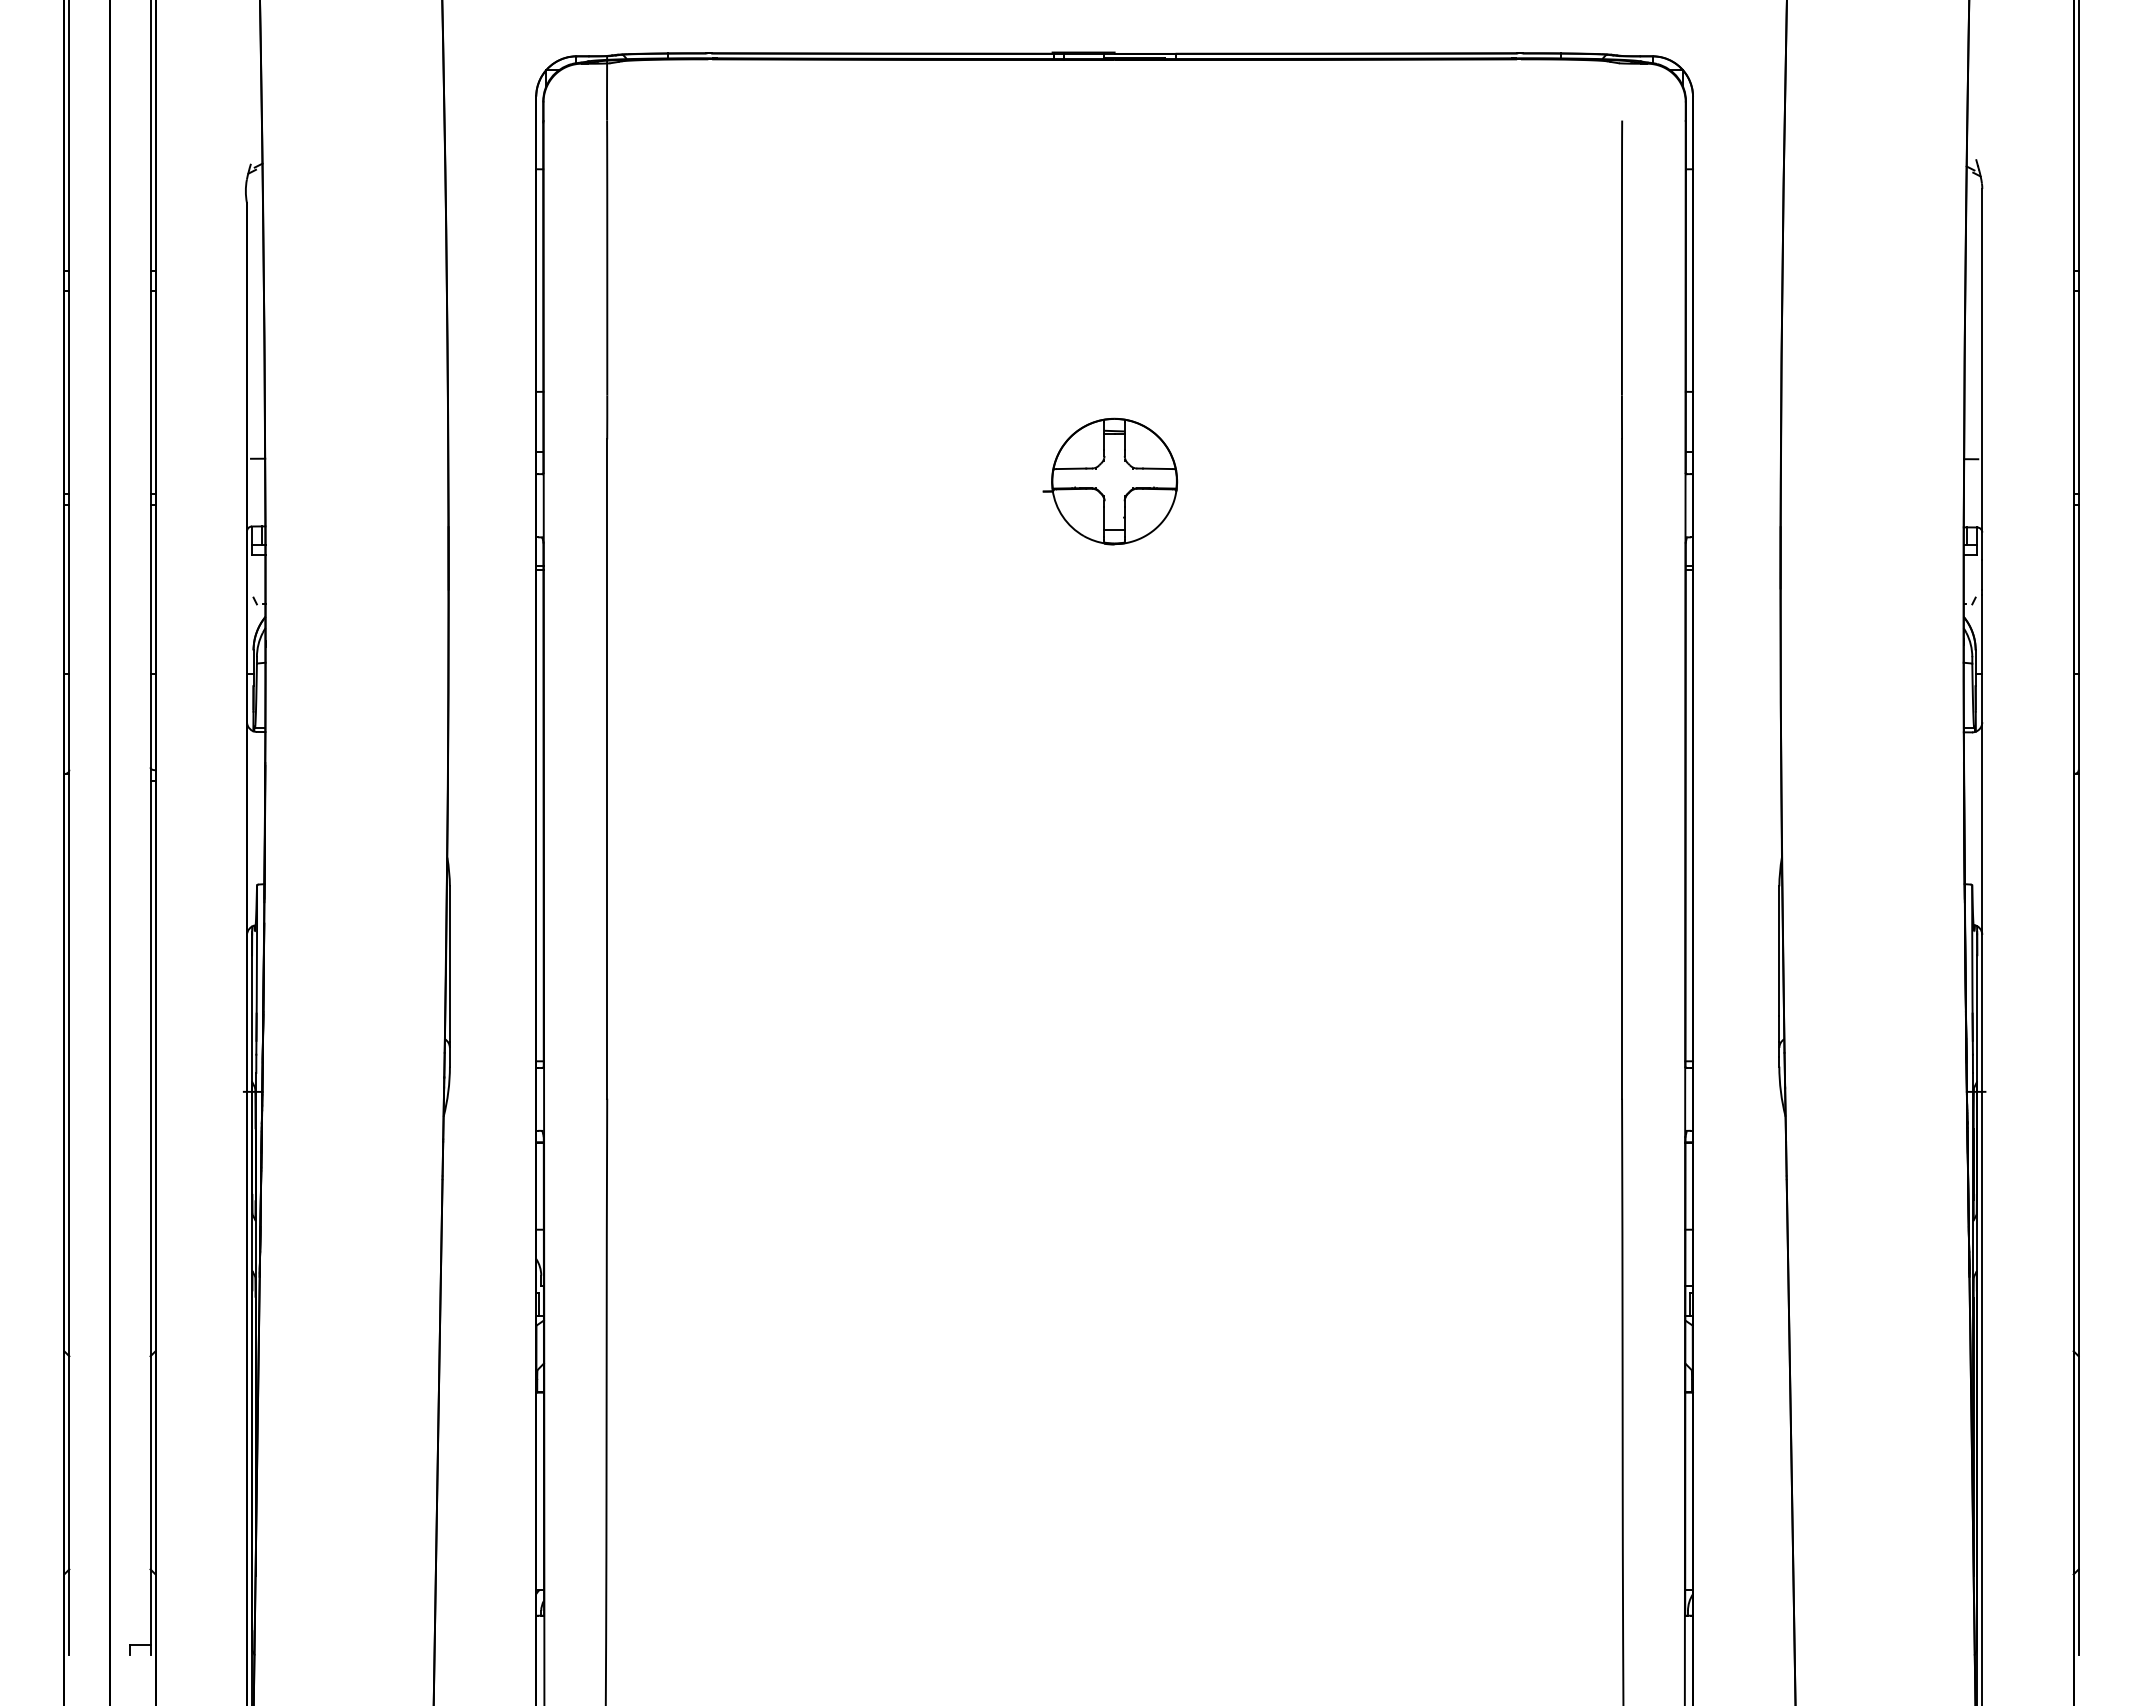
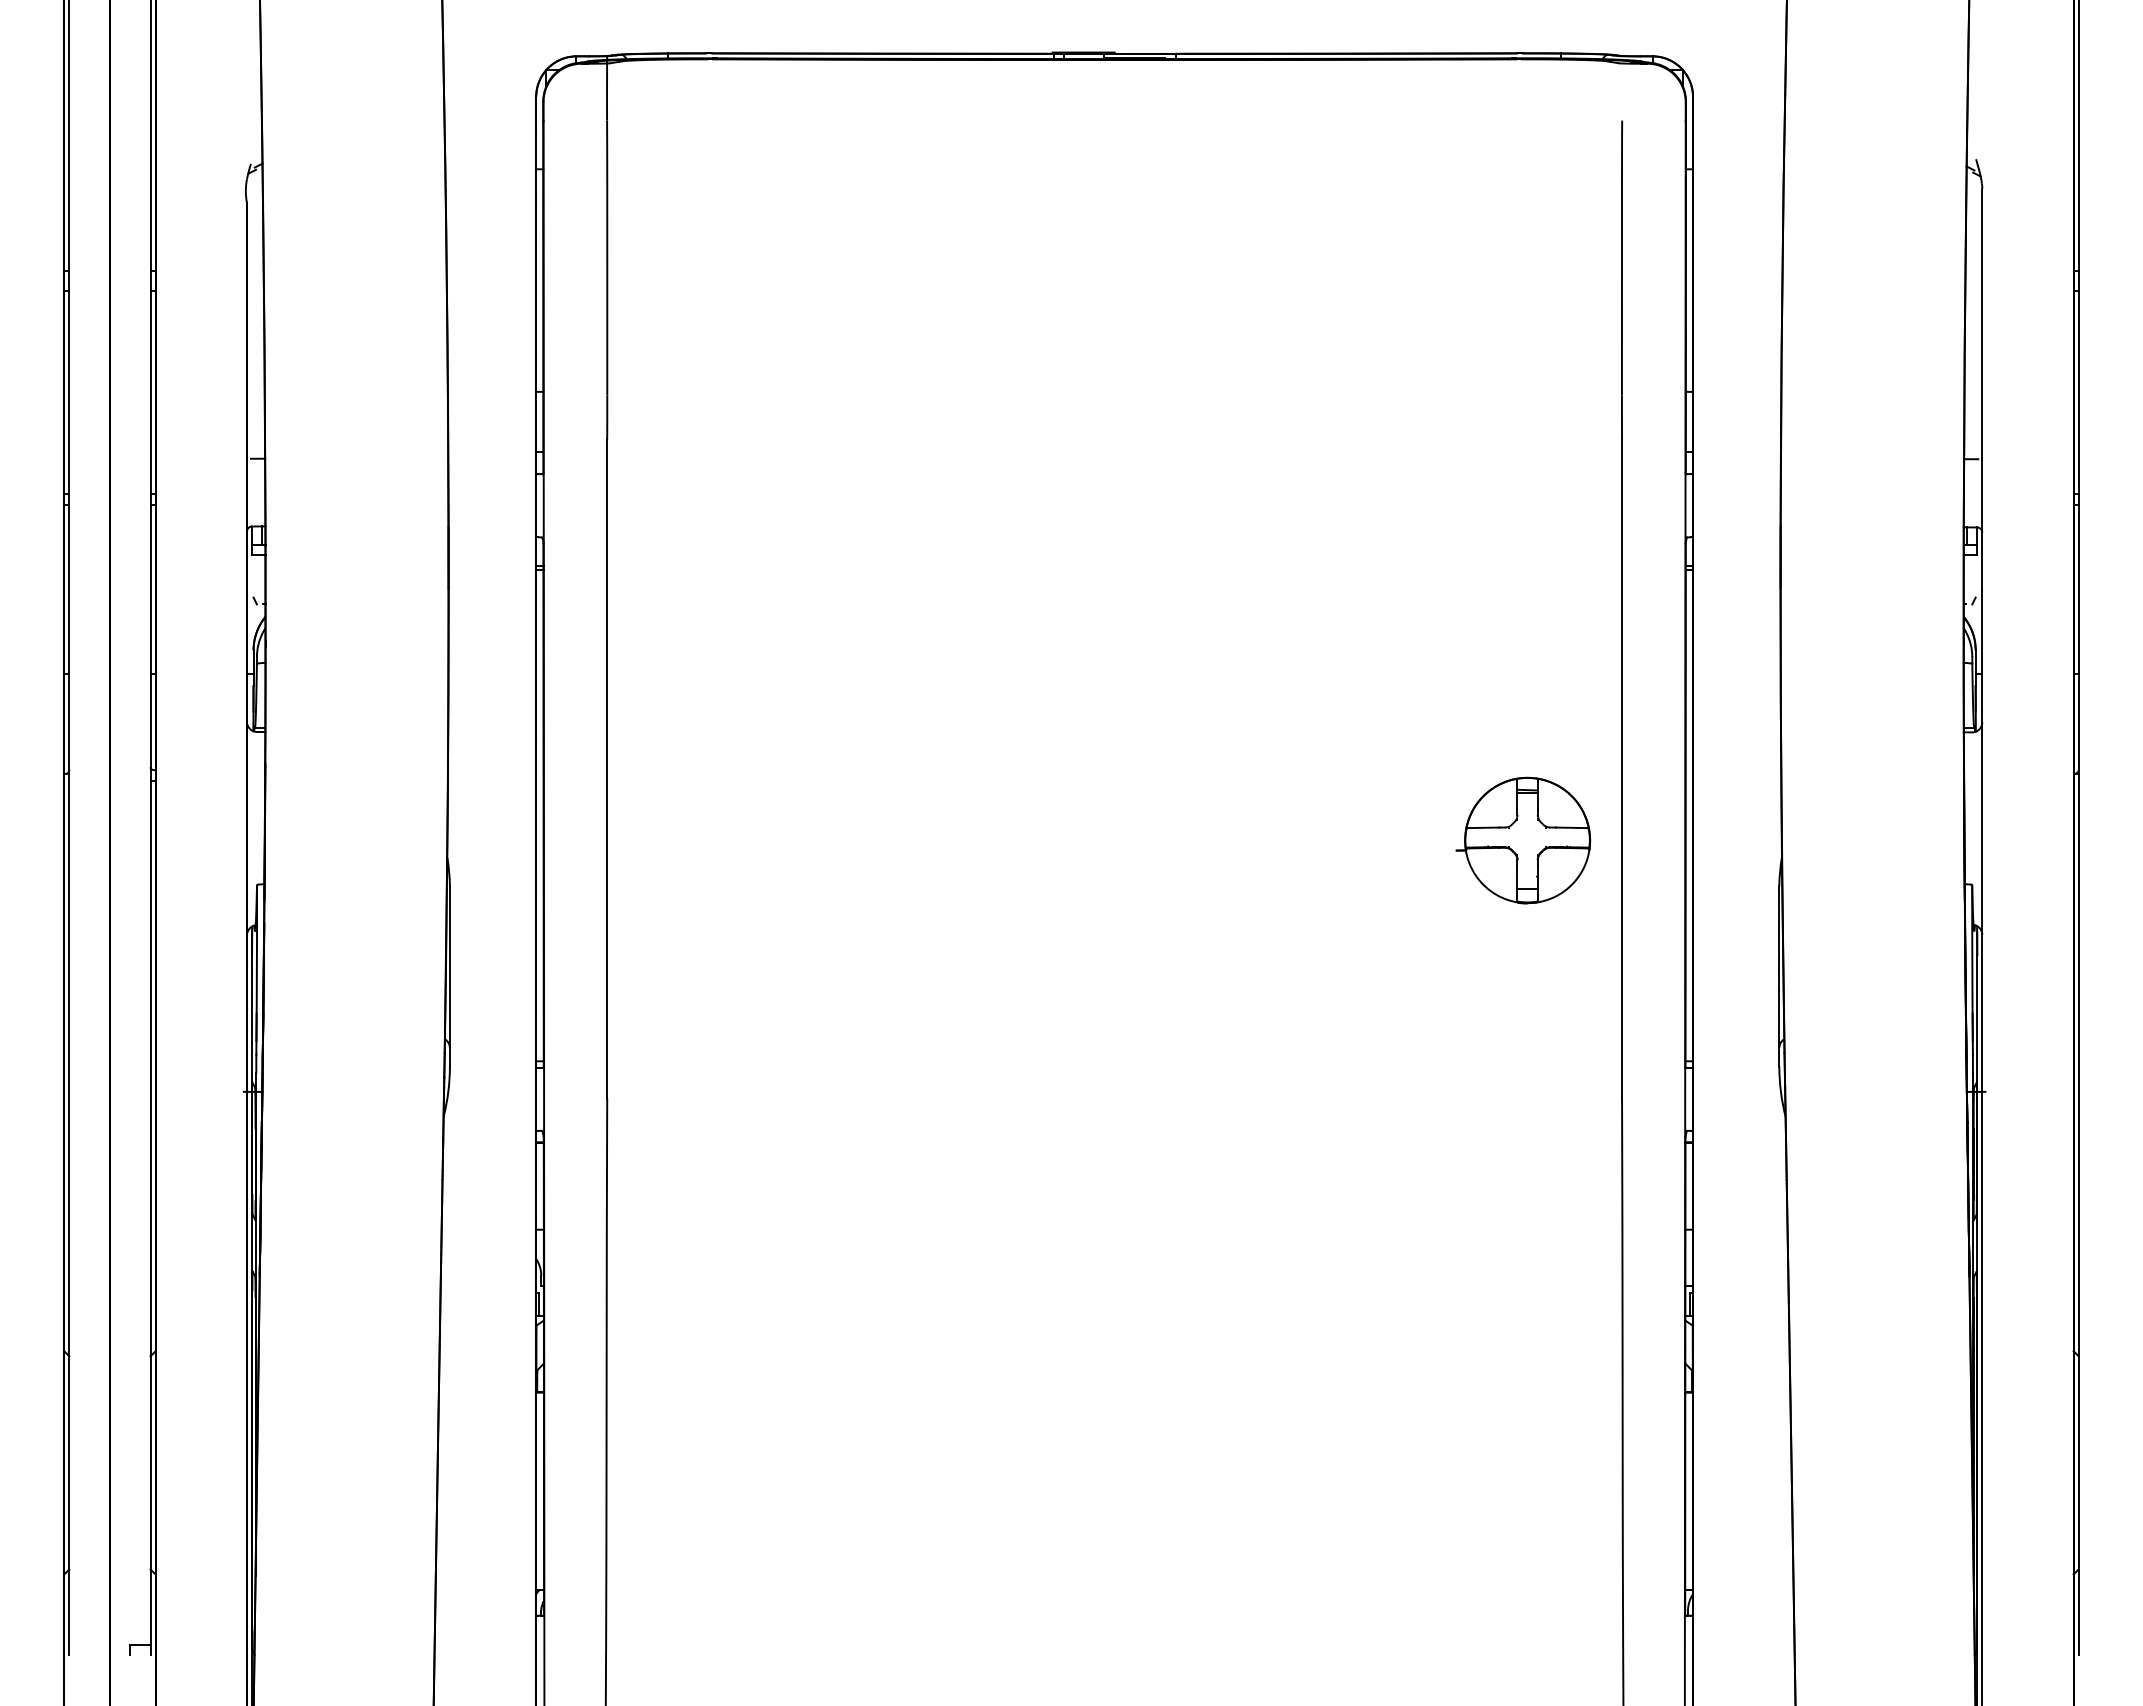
part position: (1110, 481) -> (1523, 840) (1523, 840)
